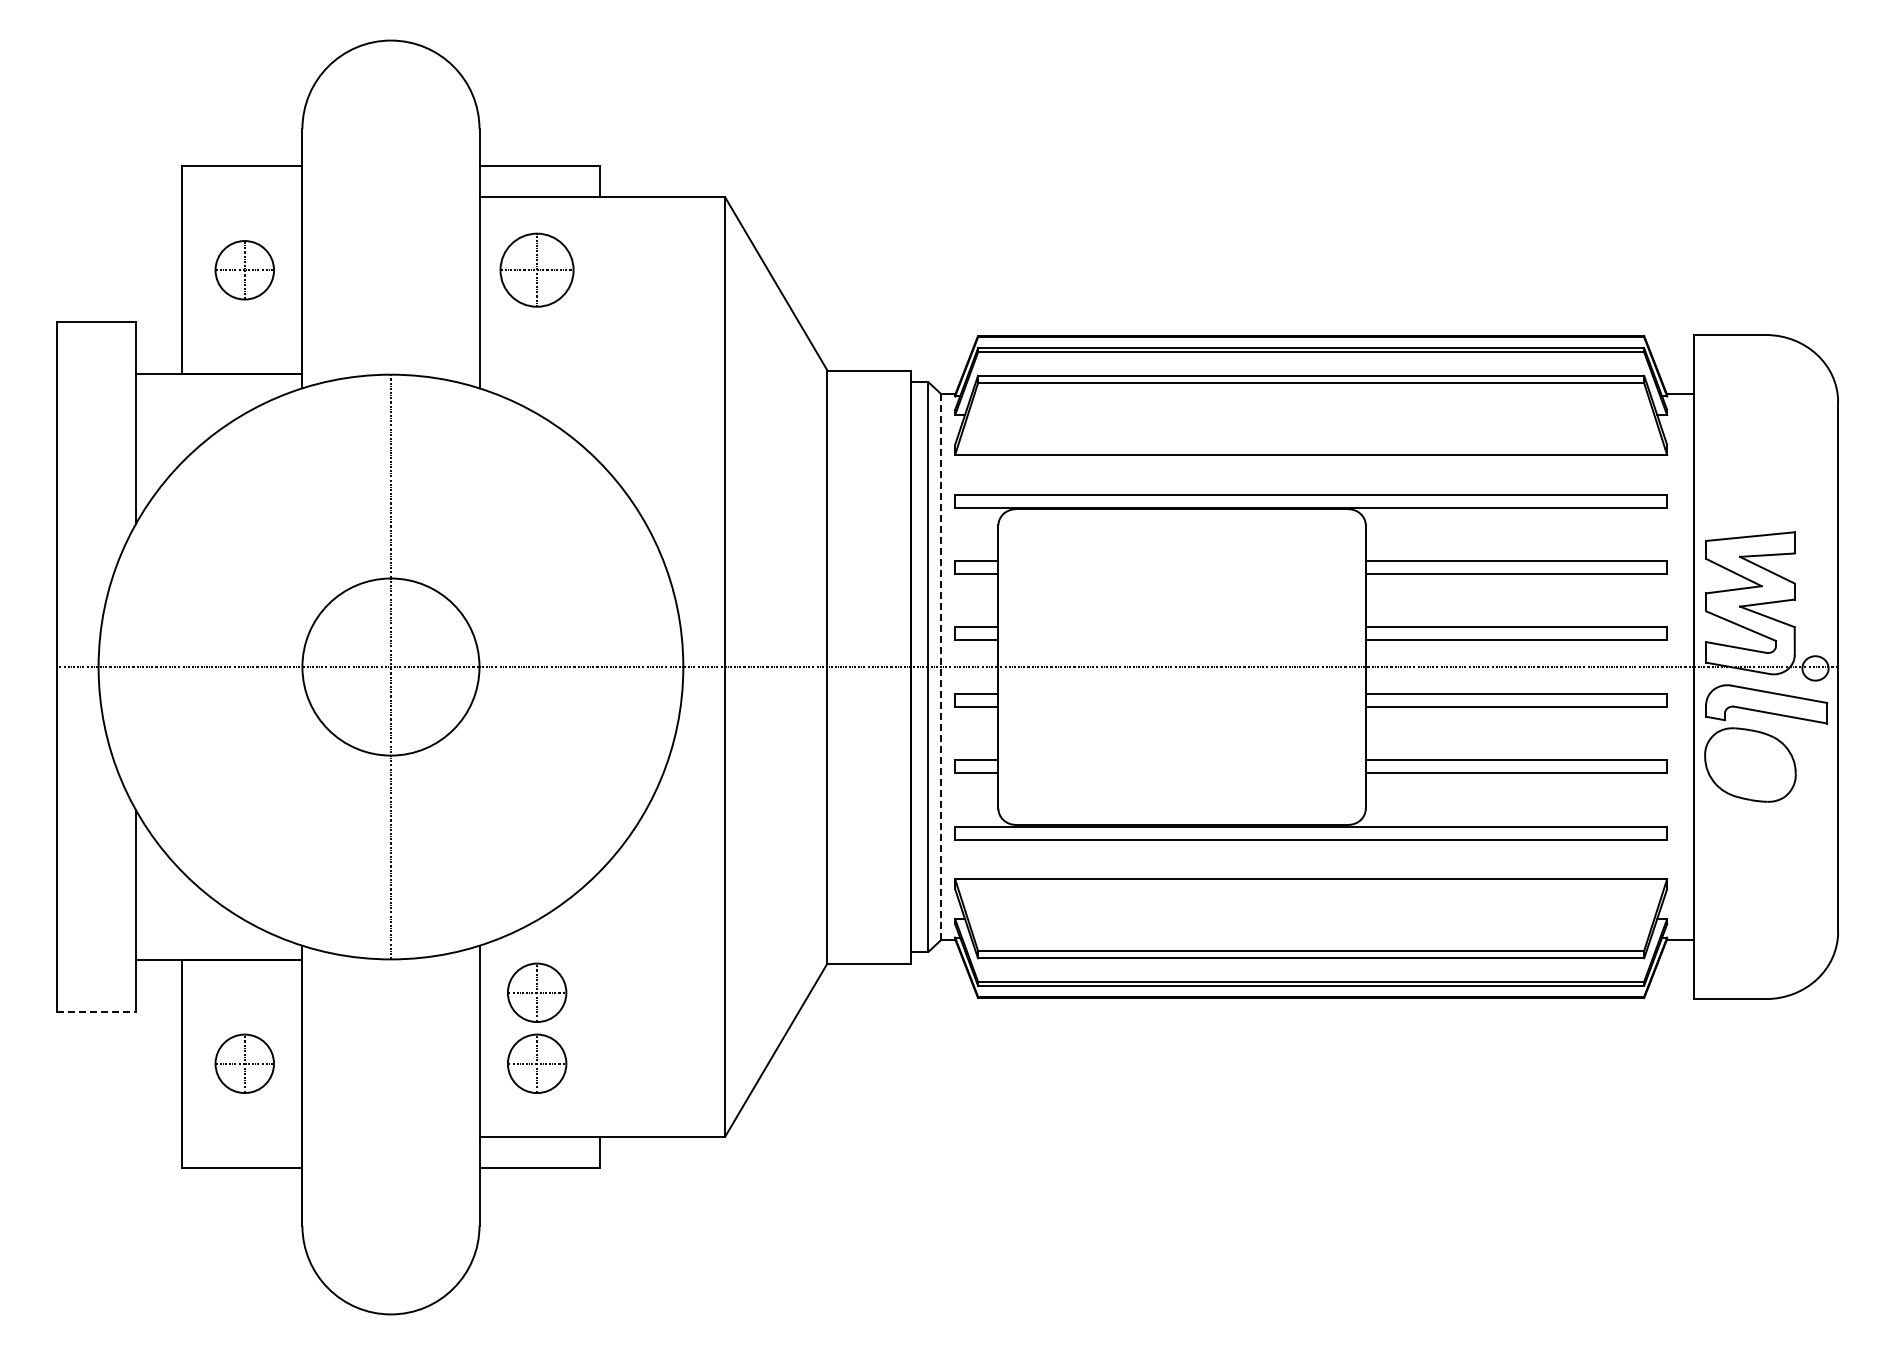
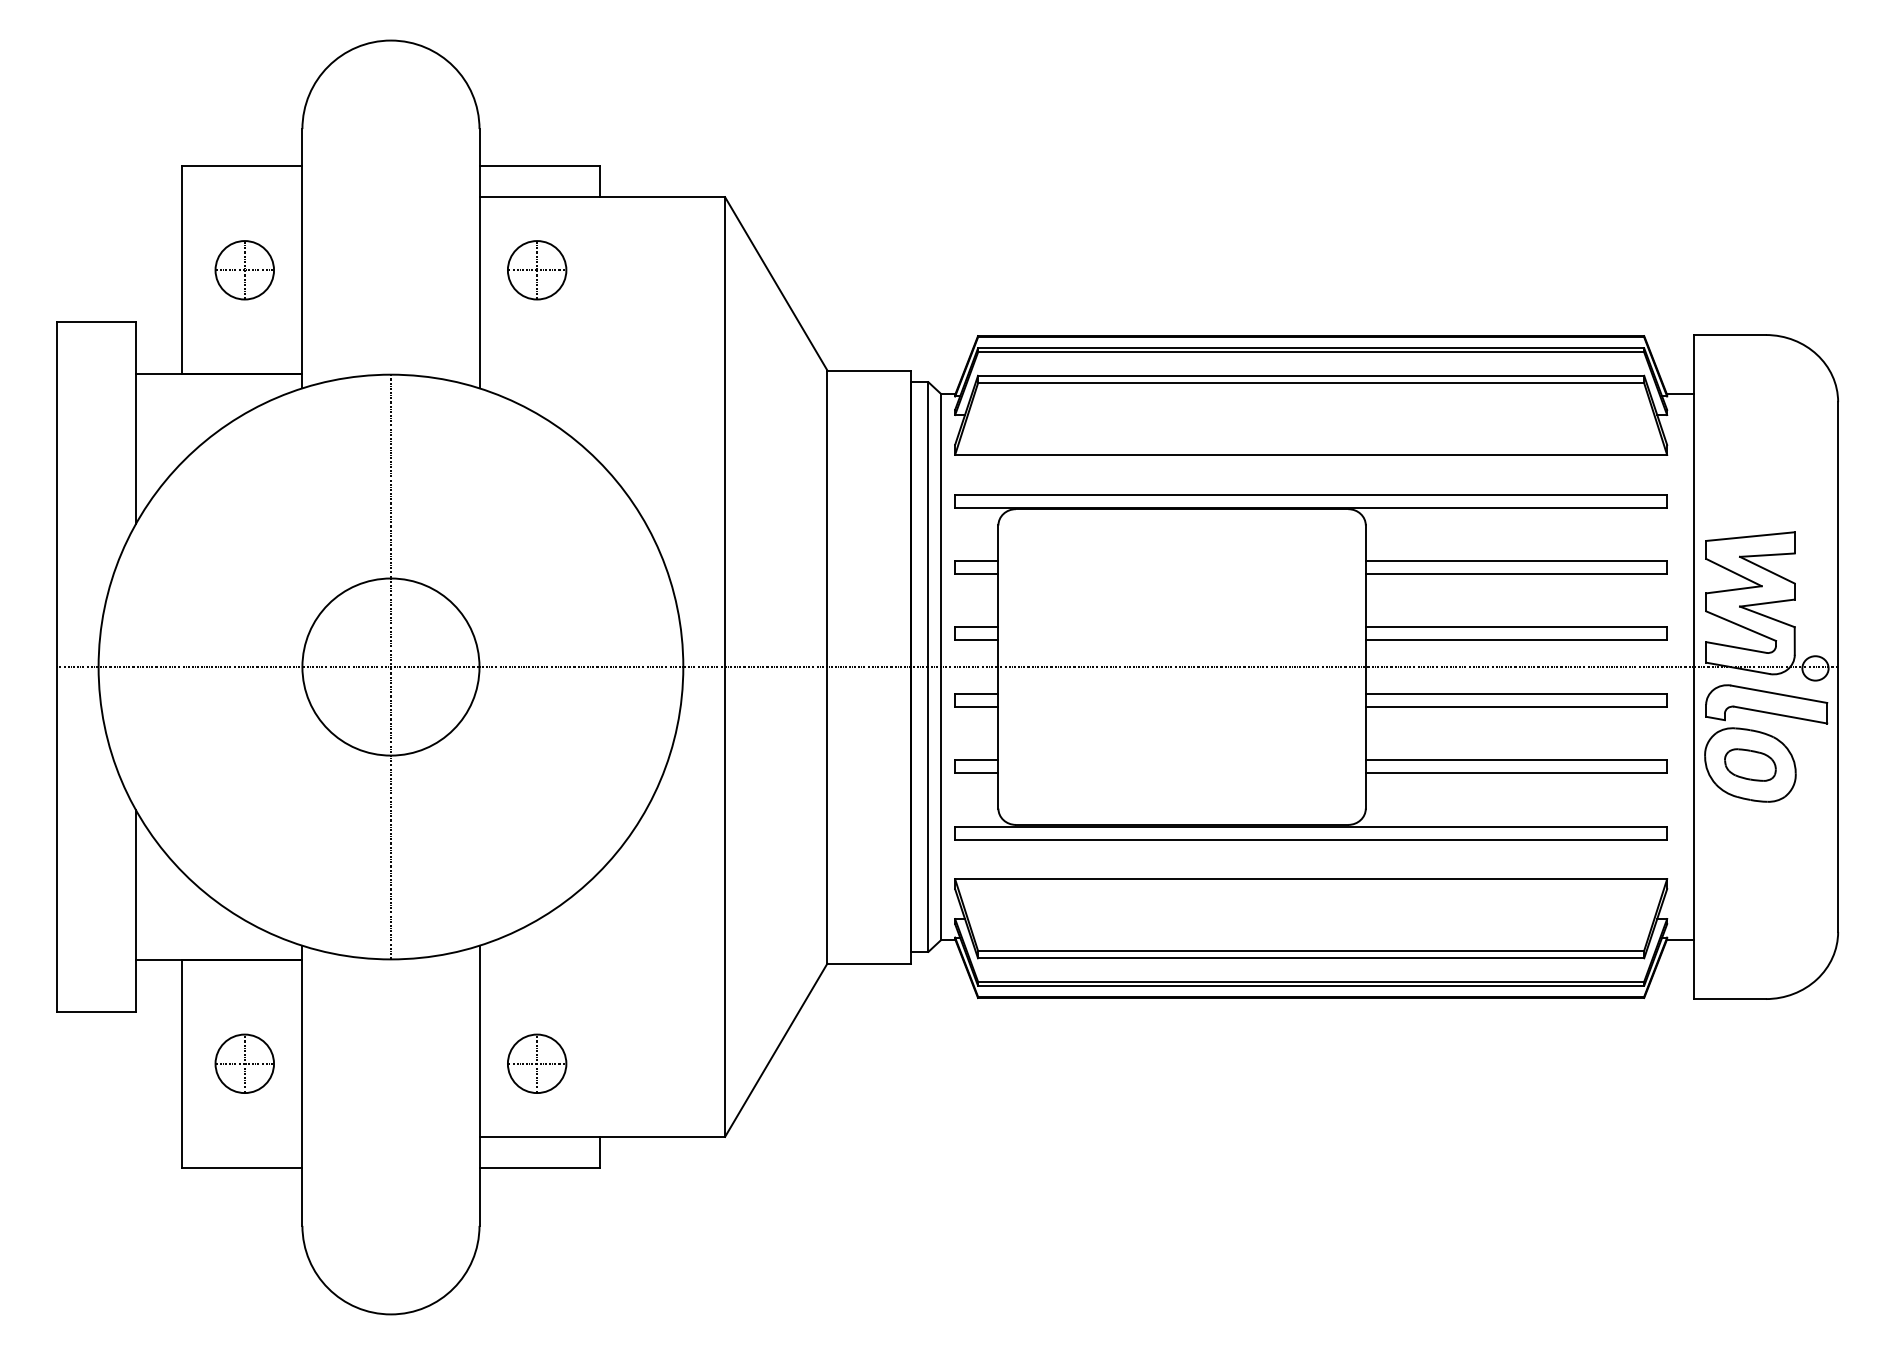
part size: 76x76 px -> 61x61 px (537, 270)
line: dashed -> solid (940, 666)
part: none -> present (1750, 764)
part: present -> none (537, 992)
line: dashed -> solid (96, 1011)
